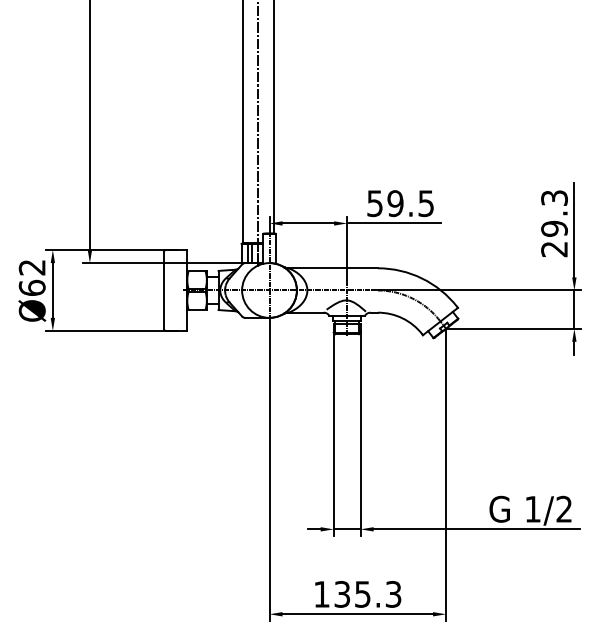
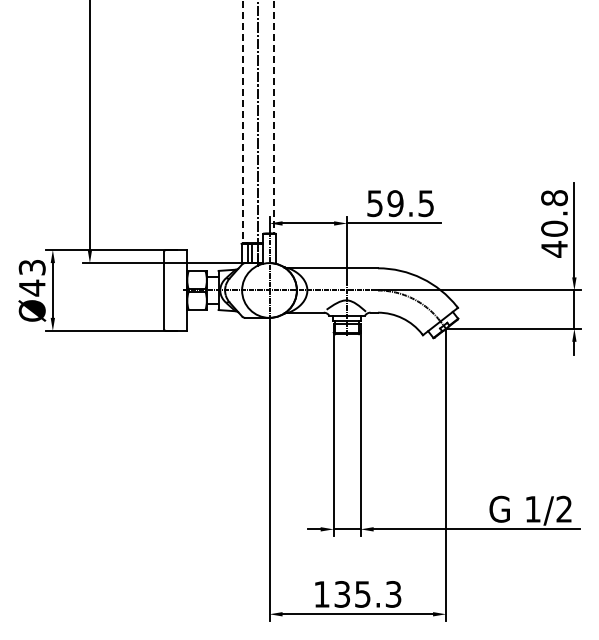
line: solid -> dashed (273, 117)
line: solid -> dashed (243, 122)
text: 29.3 -> 40.8 (554, 223)
text: Ø62 -> Ø43 (31, 278)
